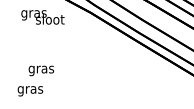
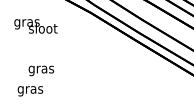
text position: (42, 17) -> (35, 26) (35, 26)
